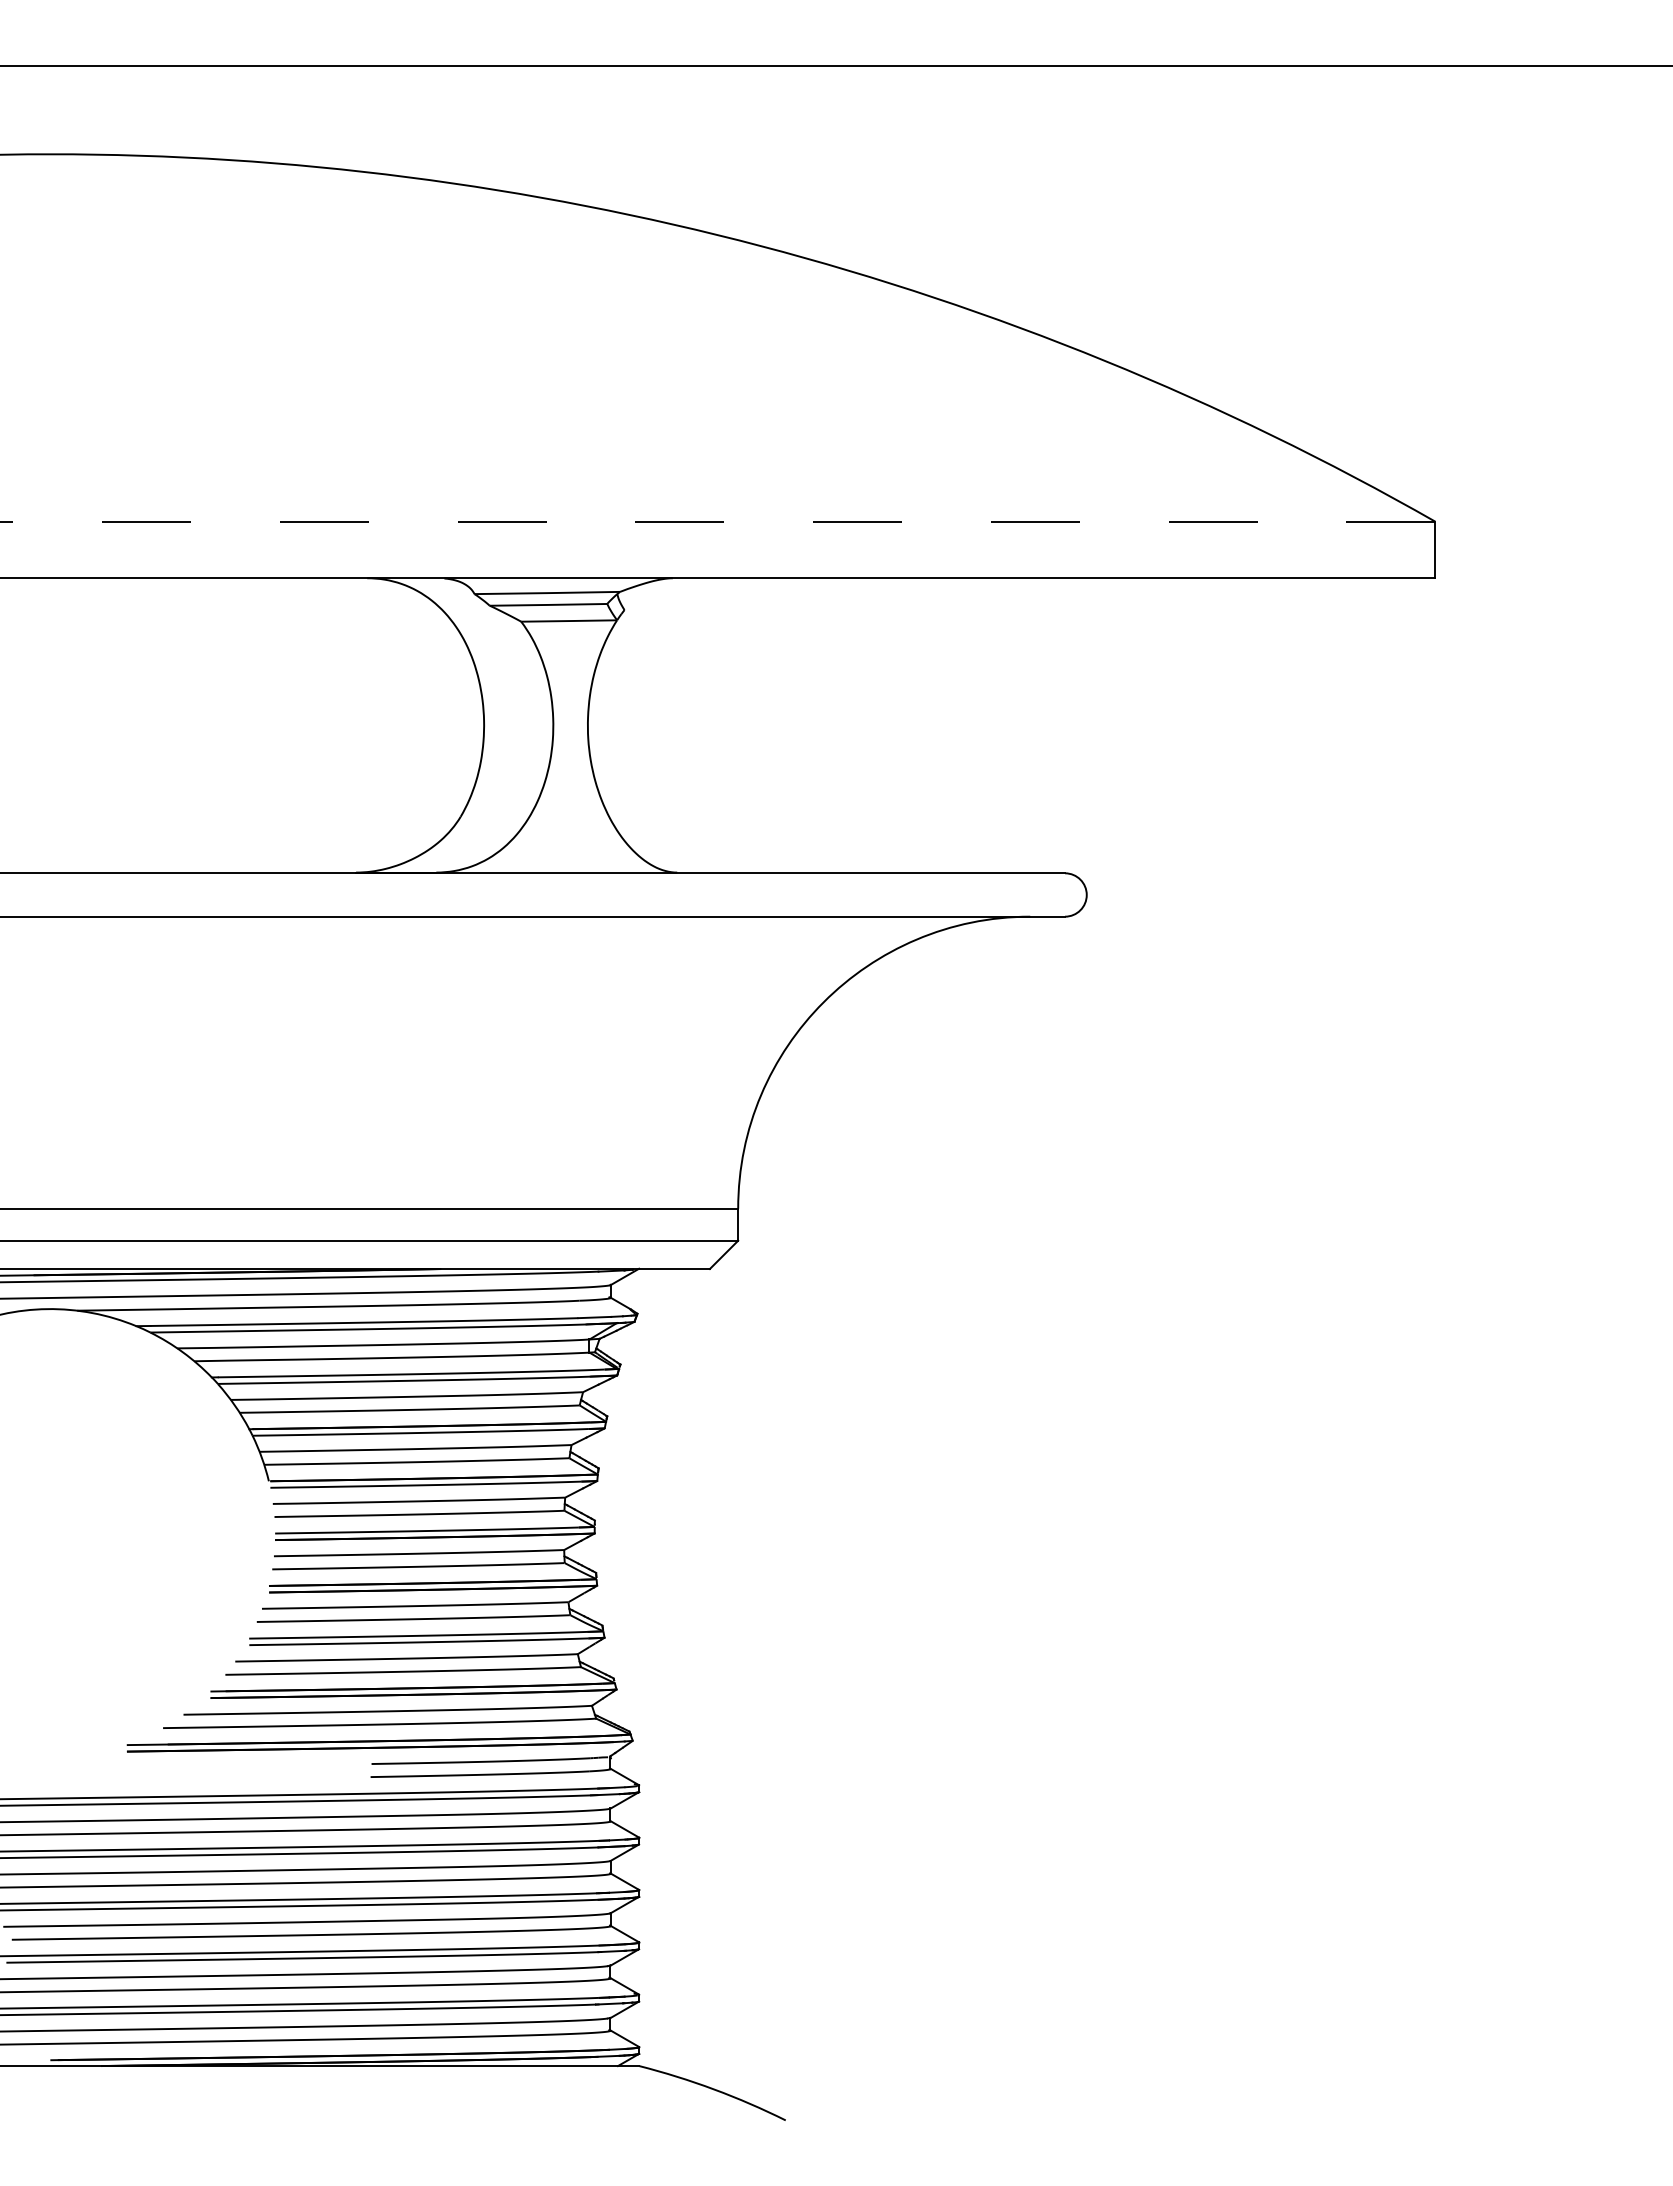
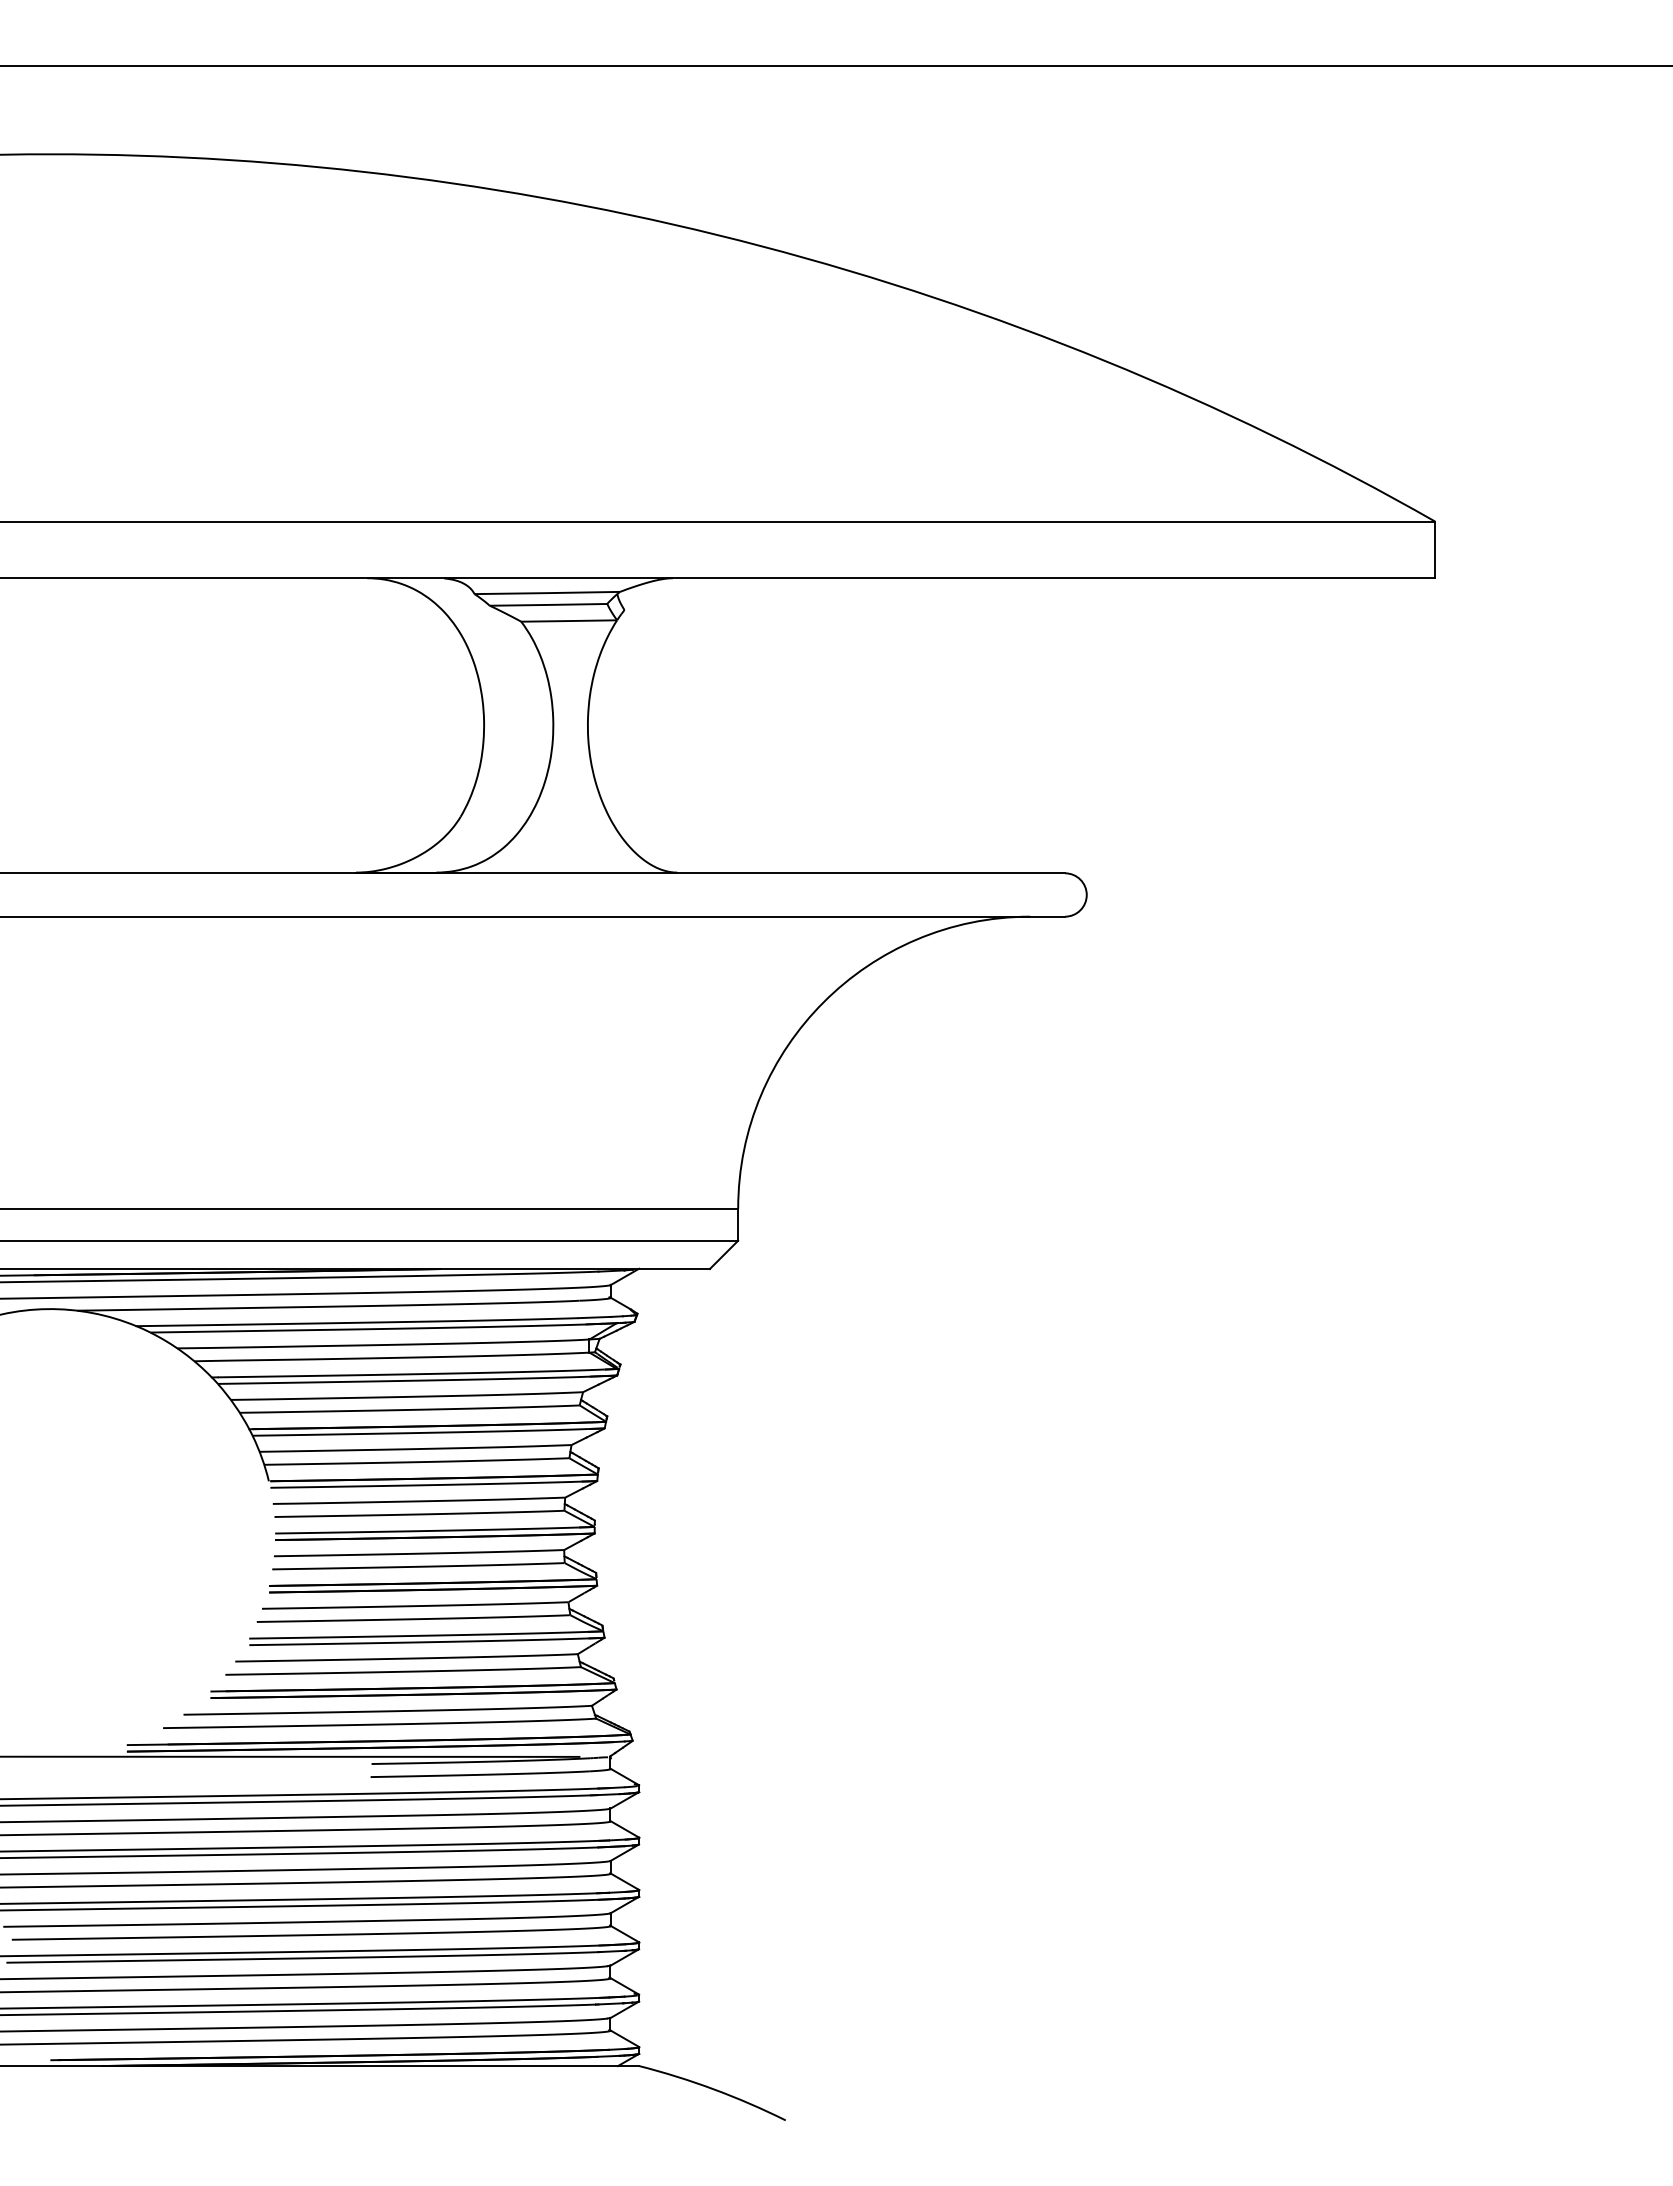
line: dashed -> solid (717, 521)
line: none -> present (290, 1756)
